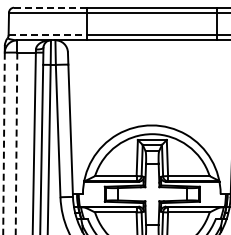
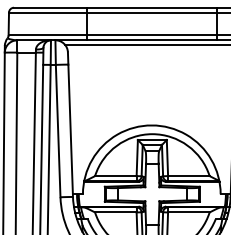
line: dashed -> solid (50, 7)
line: dashed -> solid (48, 35)
line: none -> present (146, 45)
line: dashed -> solid (4, 143)
line: dashed -> solid (16, 143)
